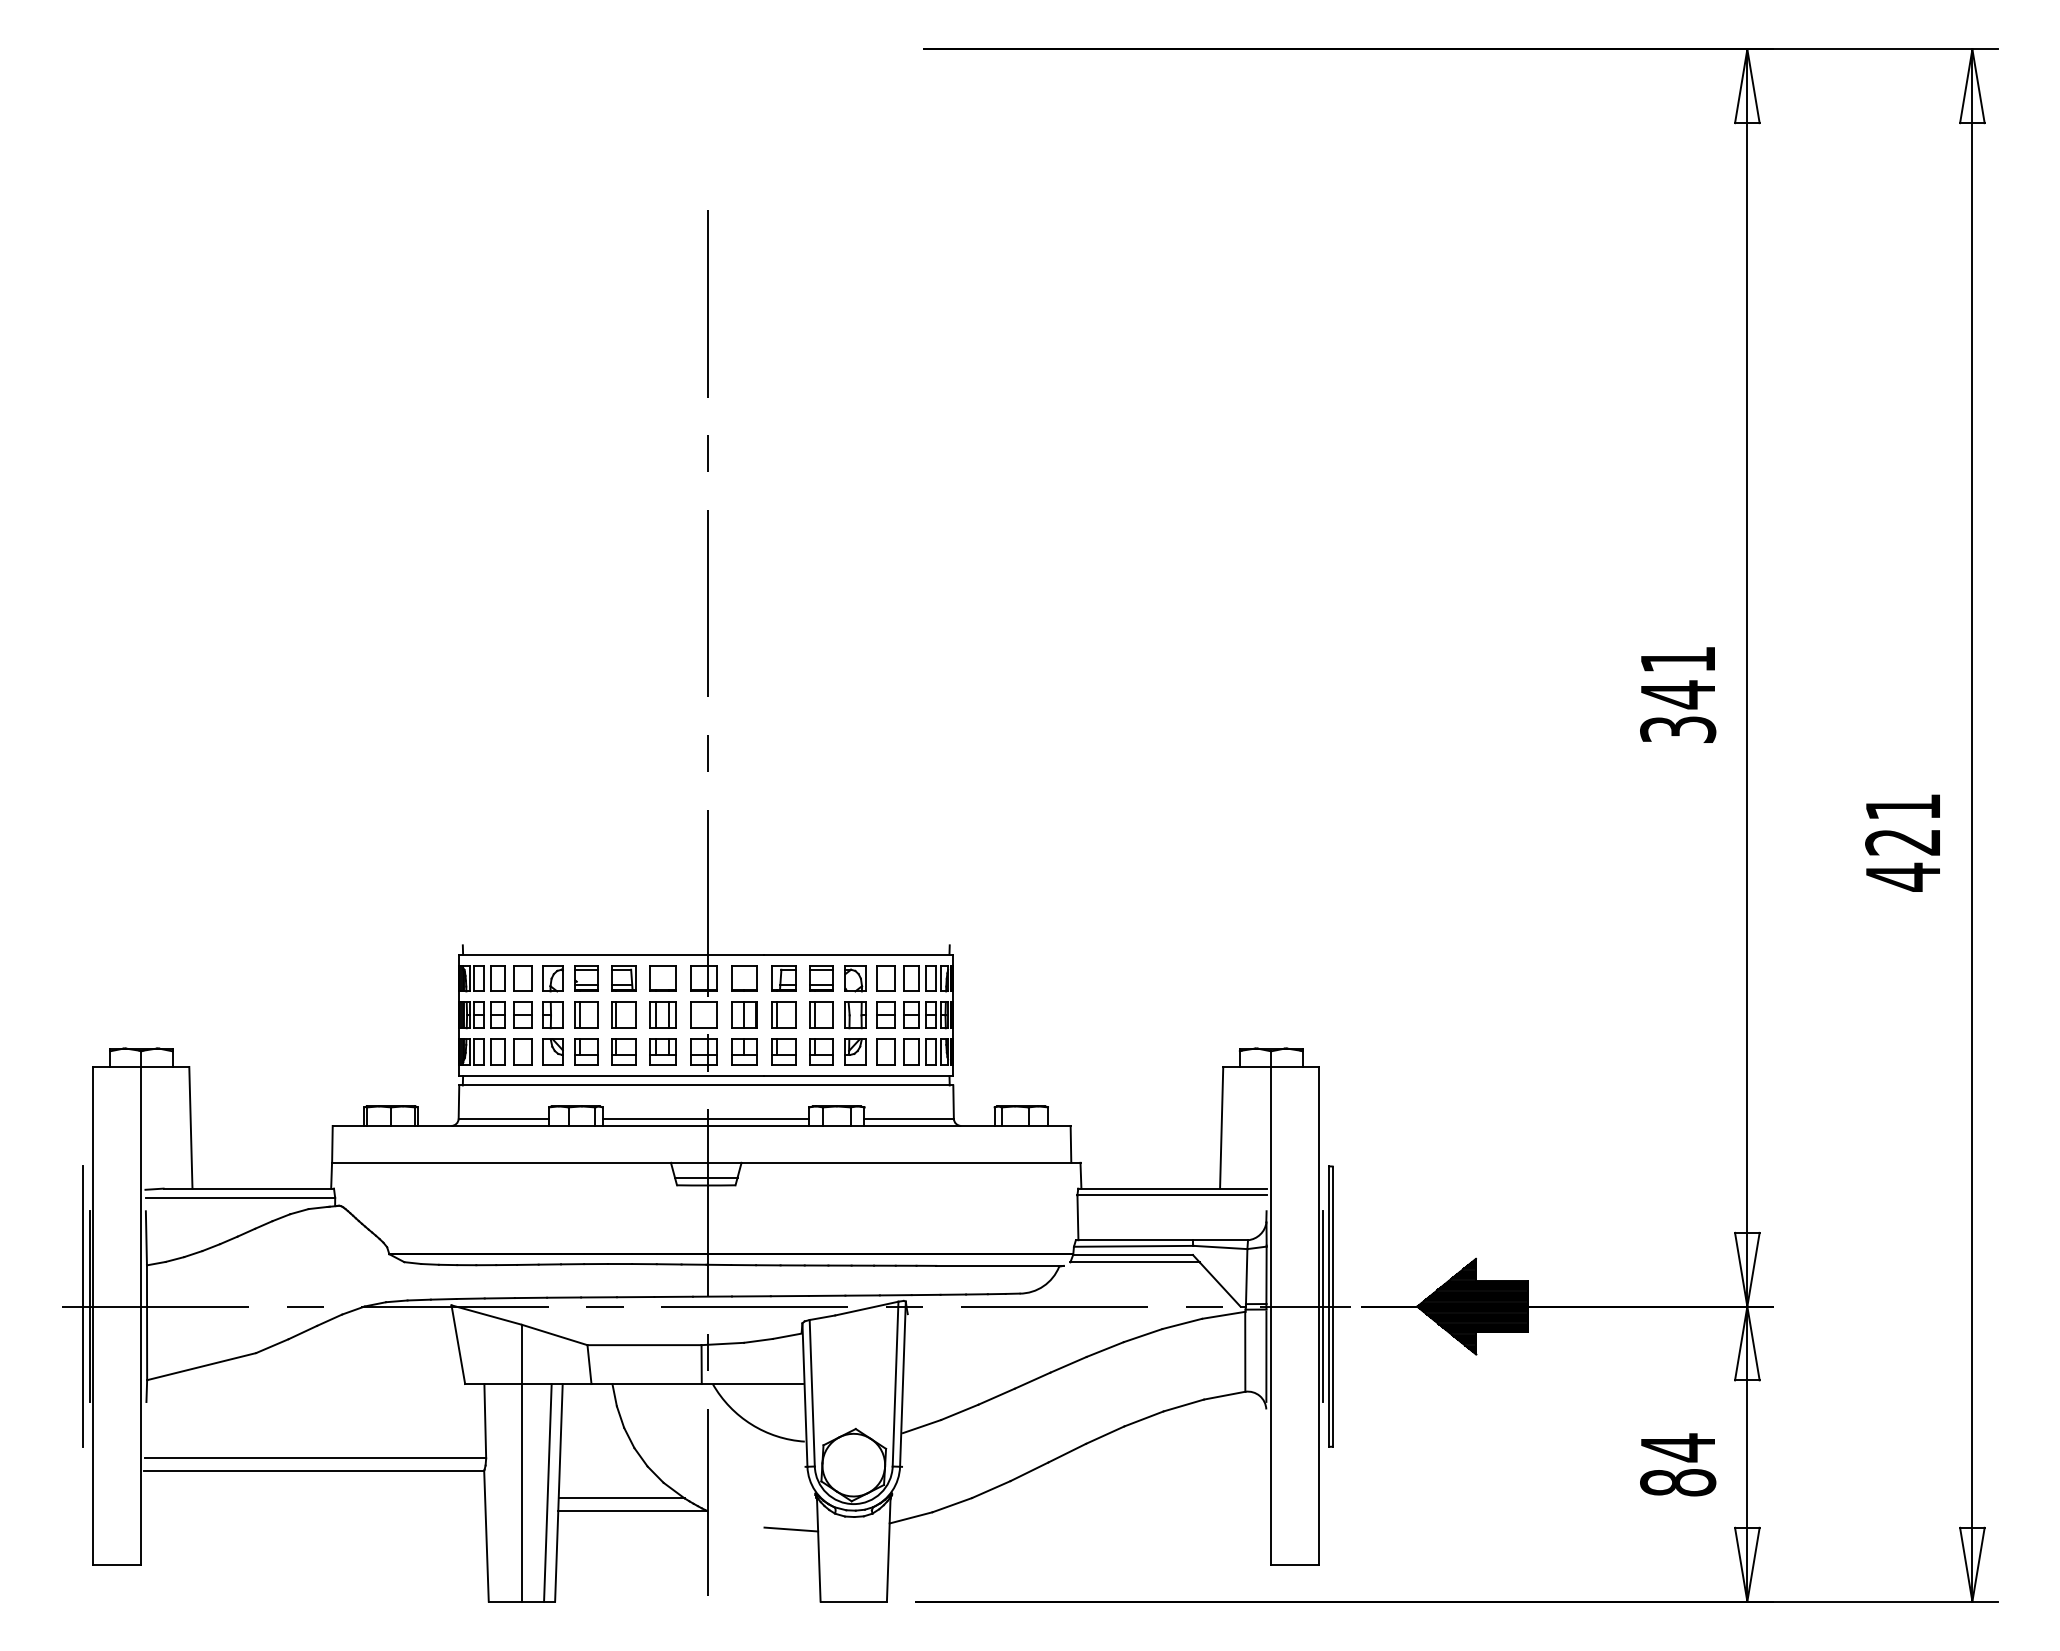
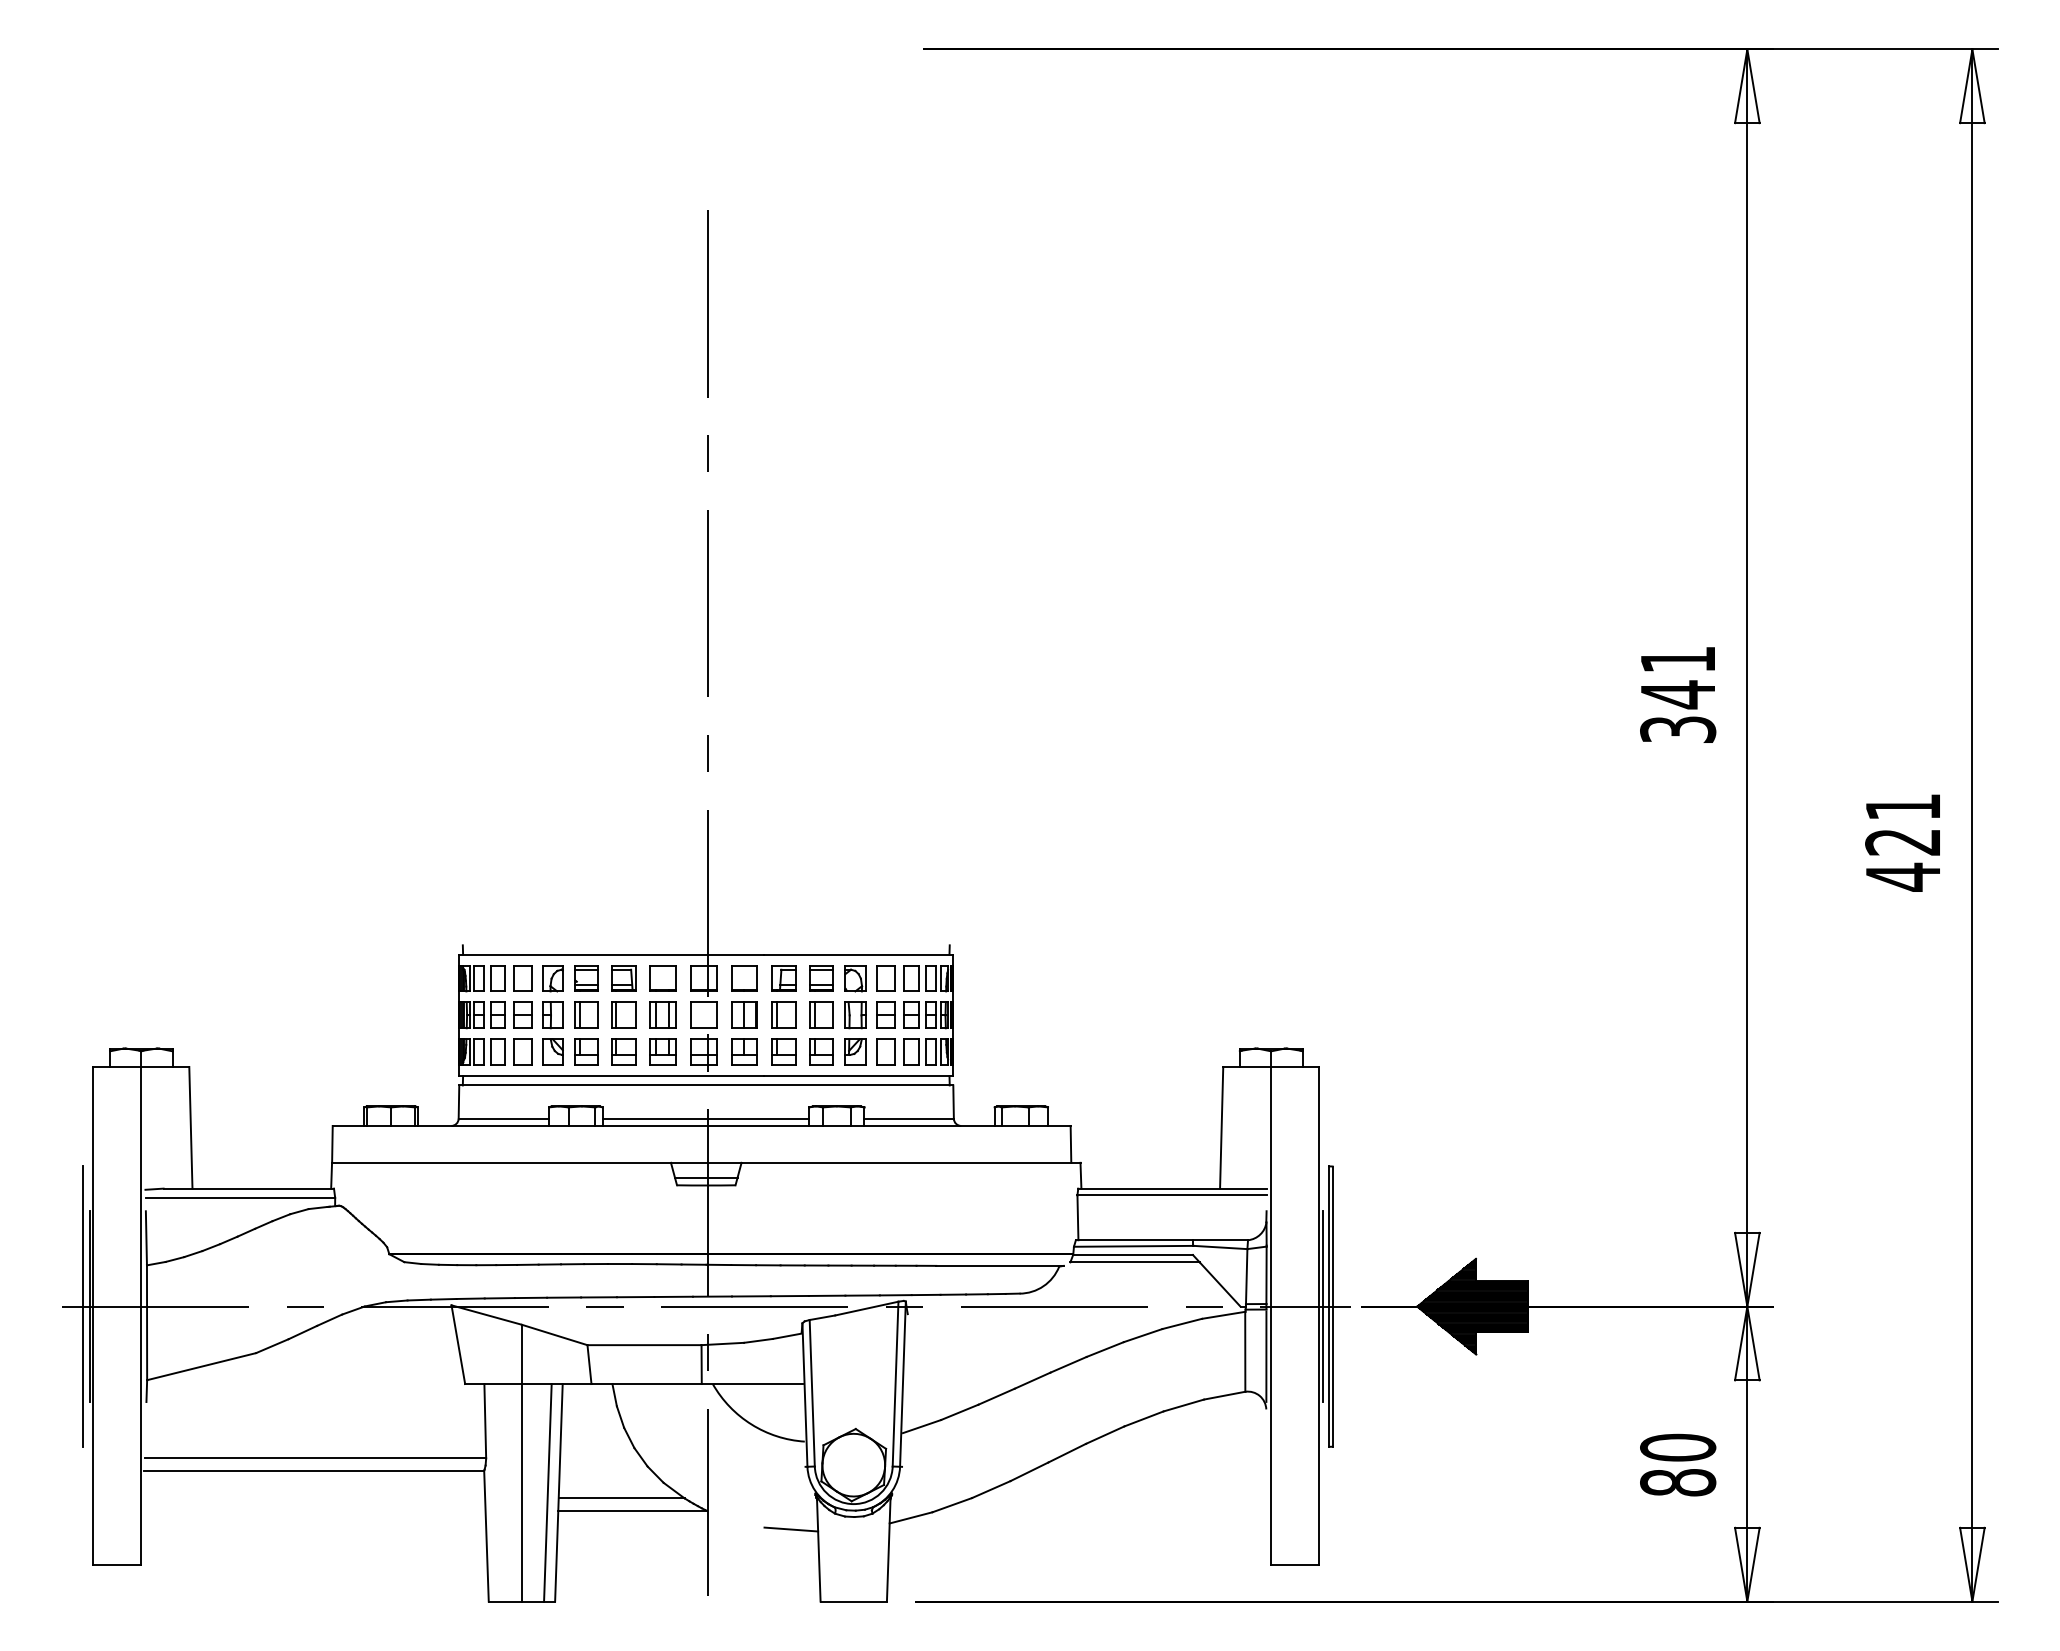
text: 84 -> 80 (1678, 1447)
